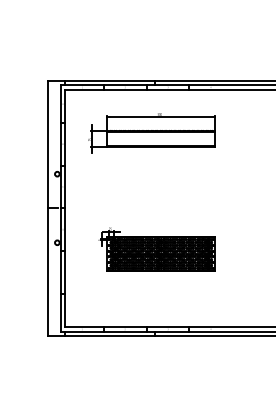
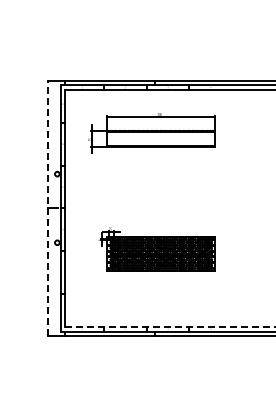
line: solid -> dashed (47, 208)
line: solid -> dashed (171, 327)
